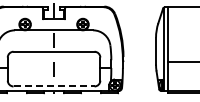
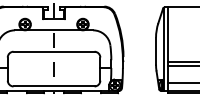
line: none -> present (181, 65)
line: none -> present (181, 83)
line: dashed -> solid (54, 86)
